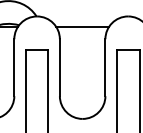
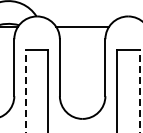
line: solid -> dashed (25, 90)
line: solid -> dashed (139, 90)
